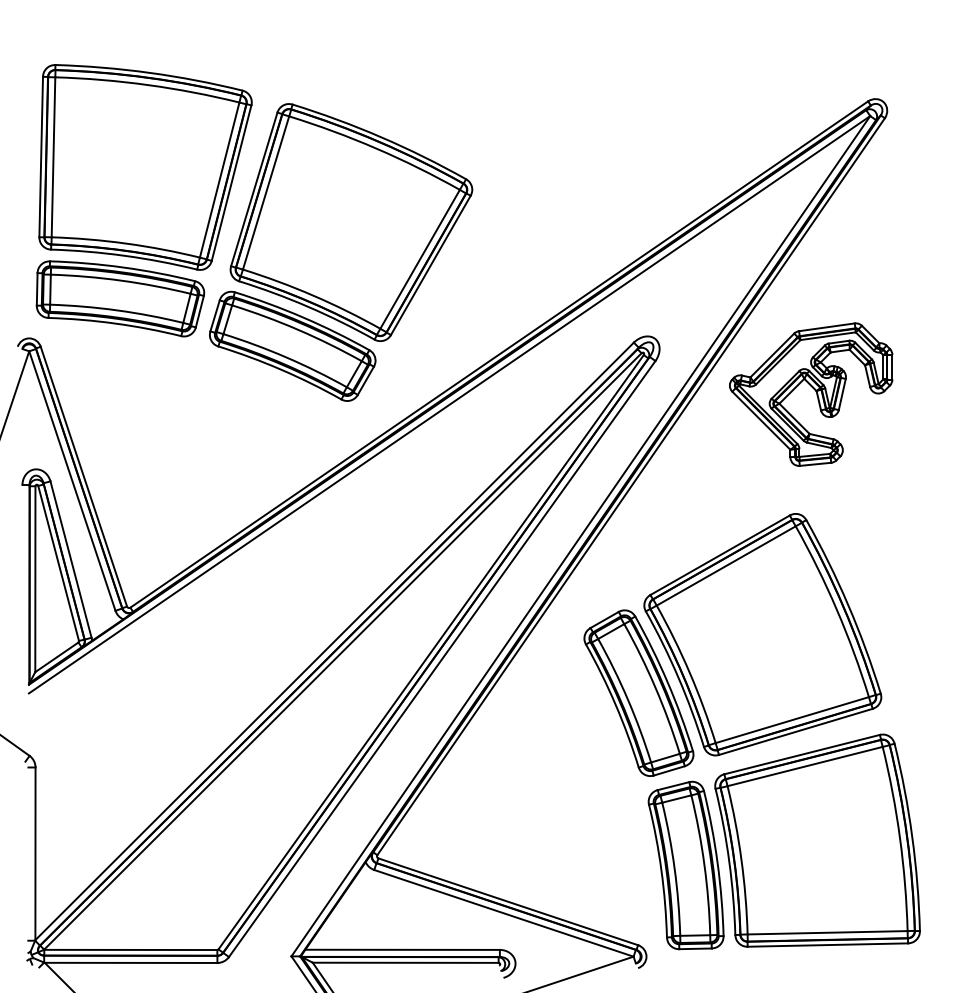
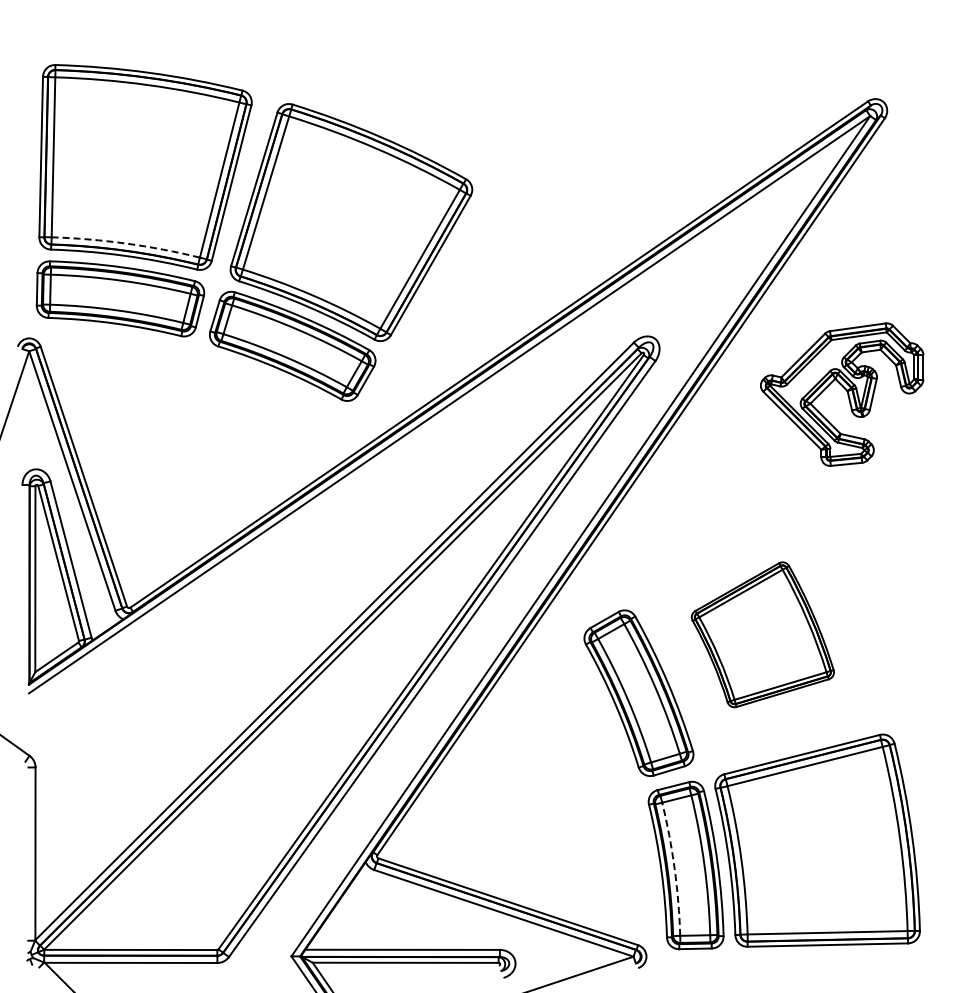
arc: solid -> dashed (126, 243)
part position: (811, 394) -> (842, 394) (842, 394)
part size: 240x244 px -> 145x148 px (762, 634)
arc: solid -> dashed (674, 868)
